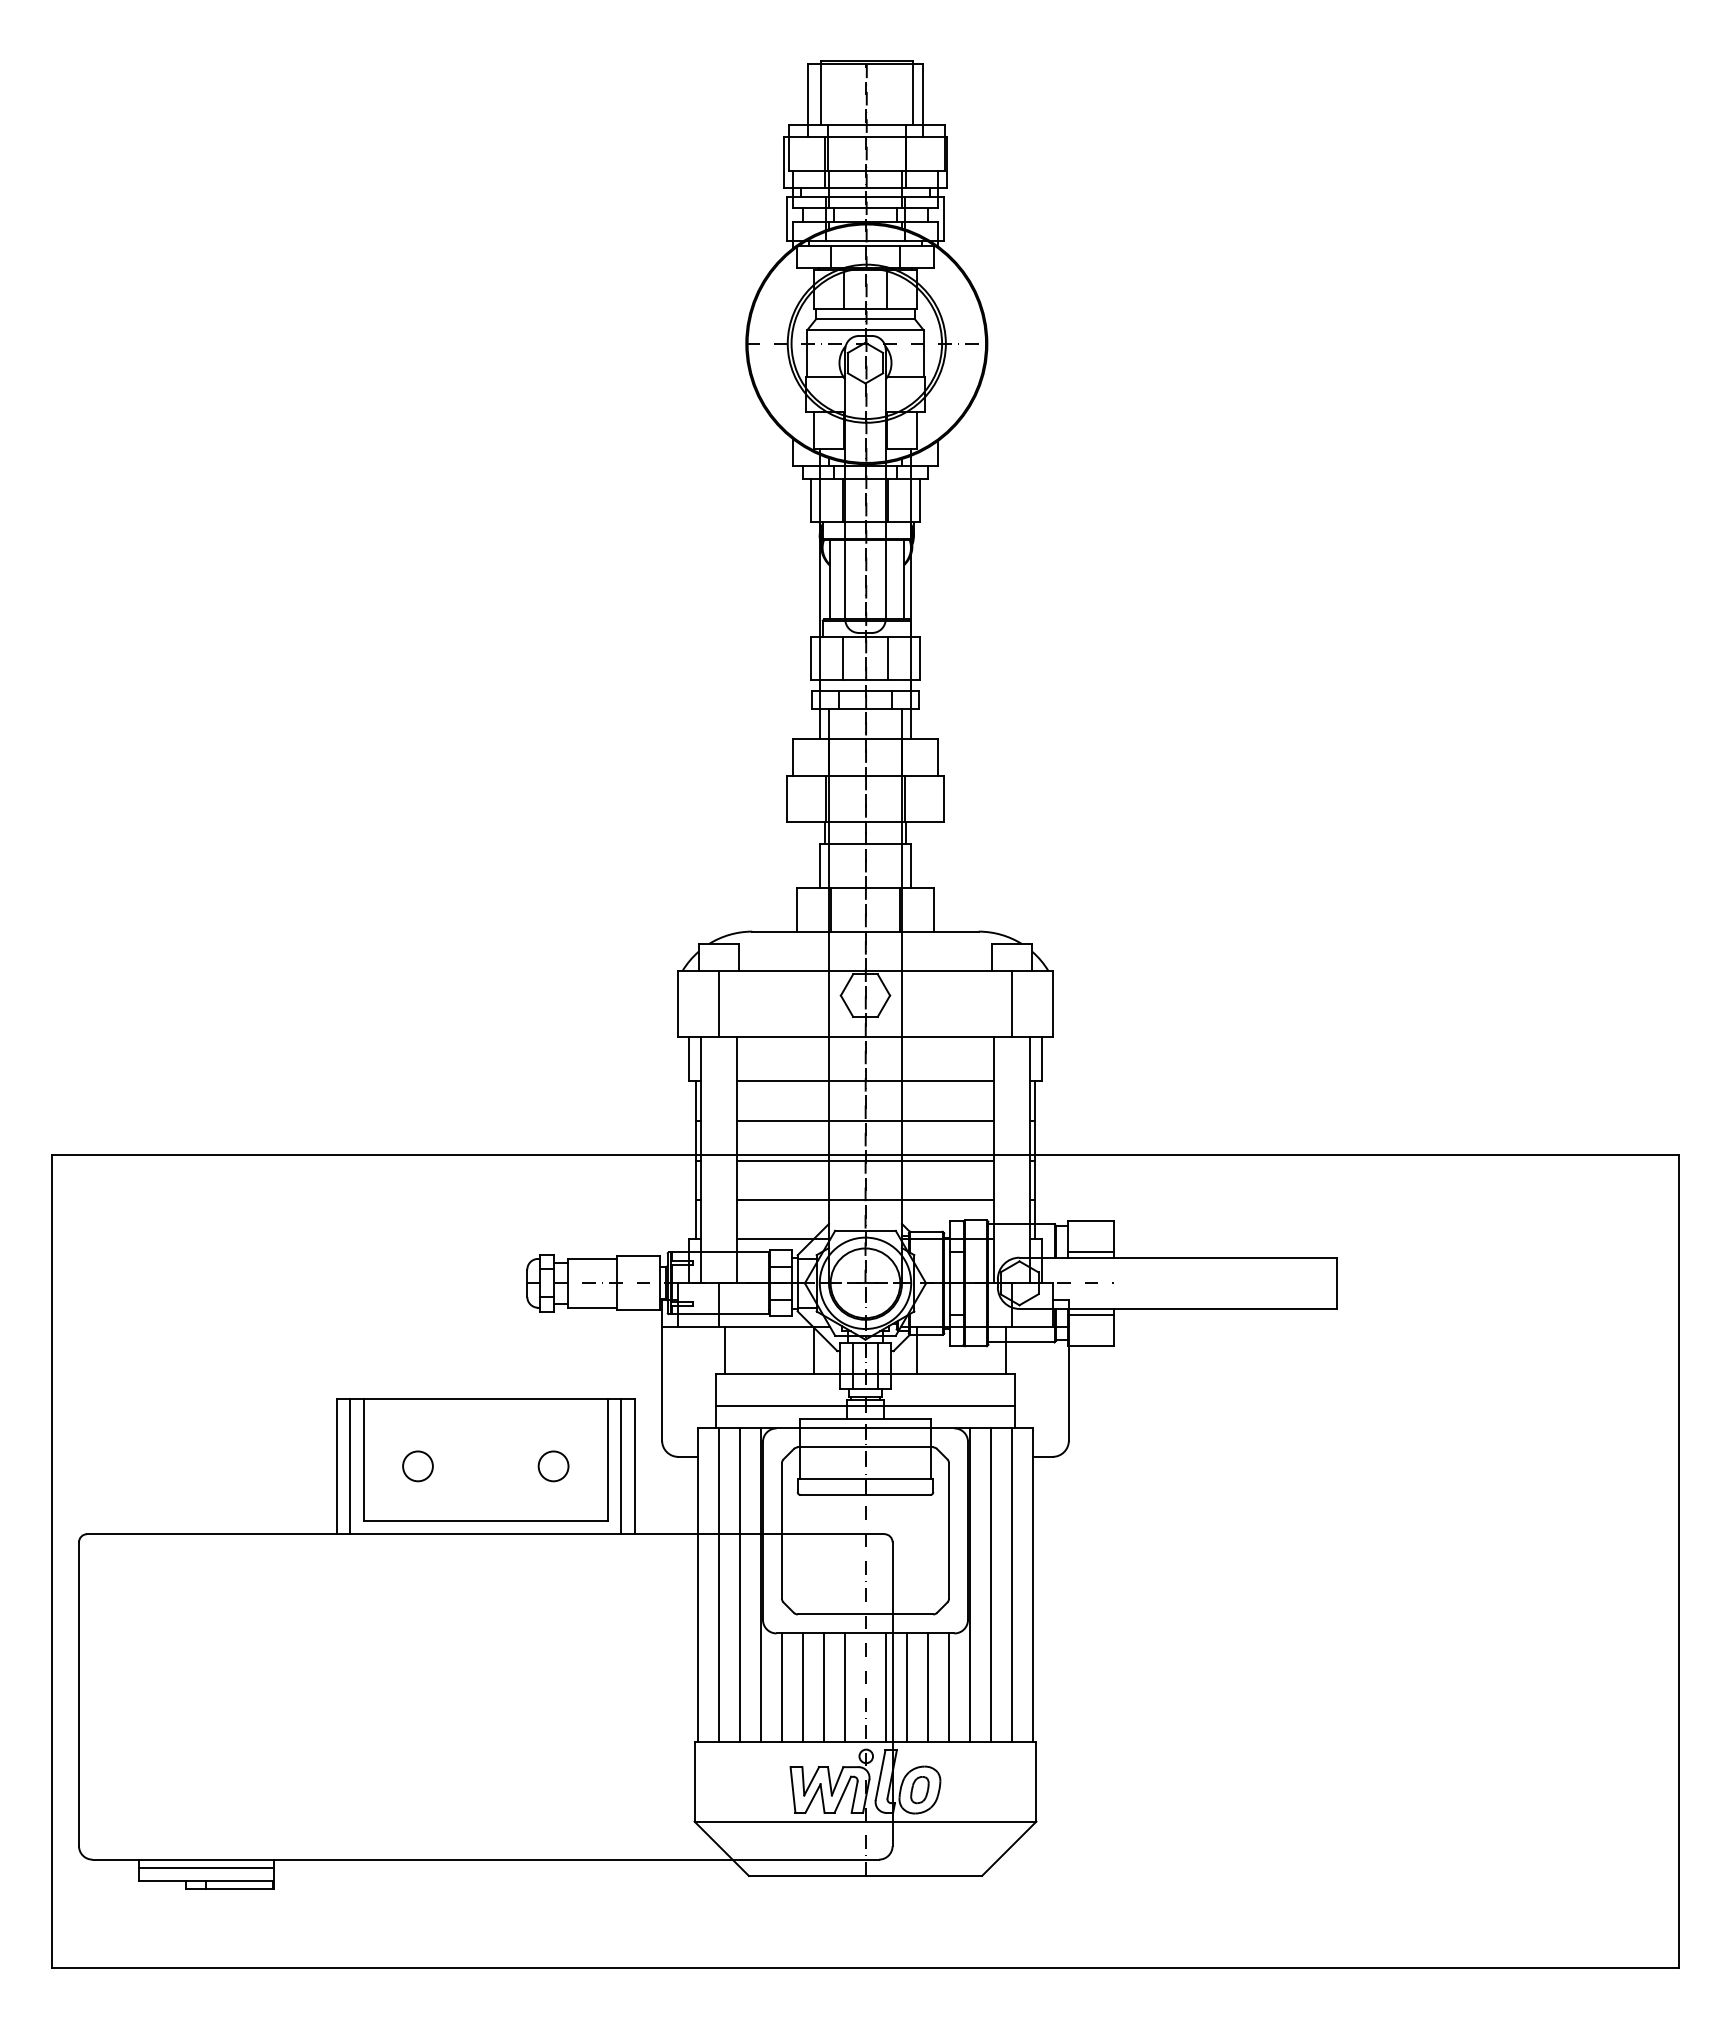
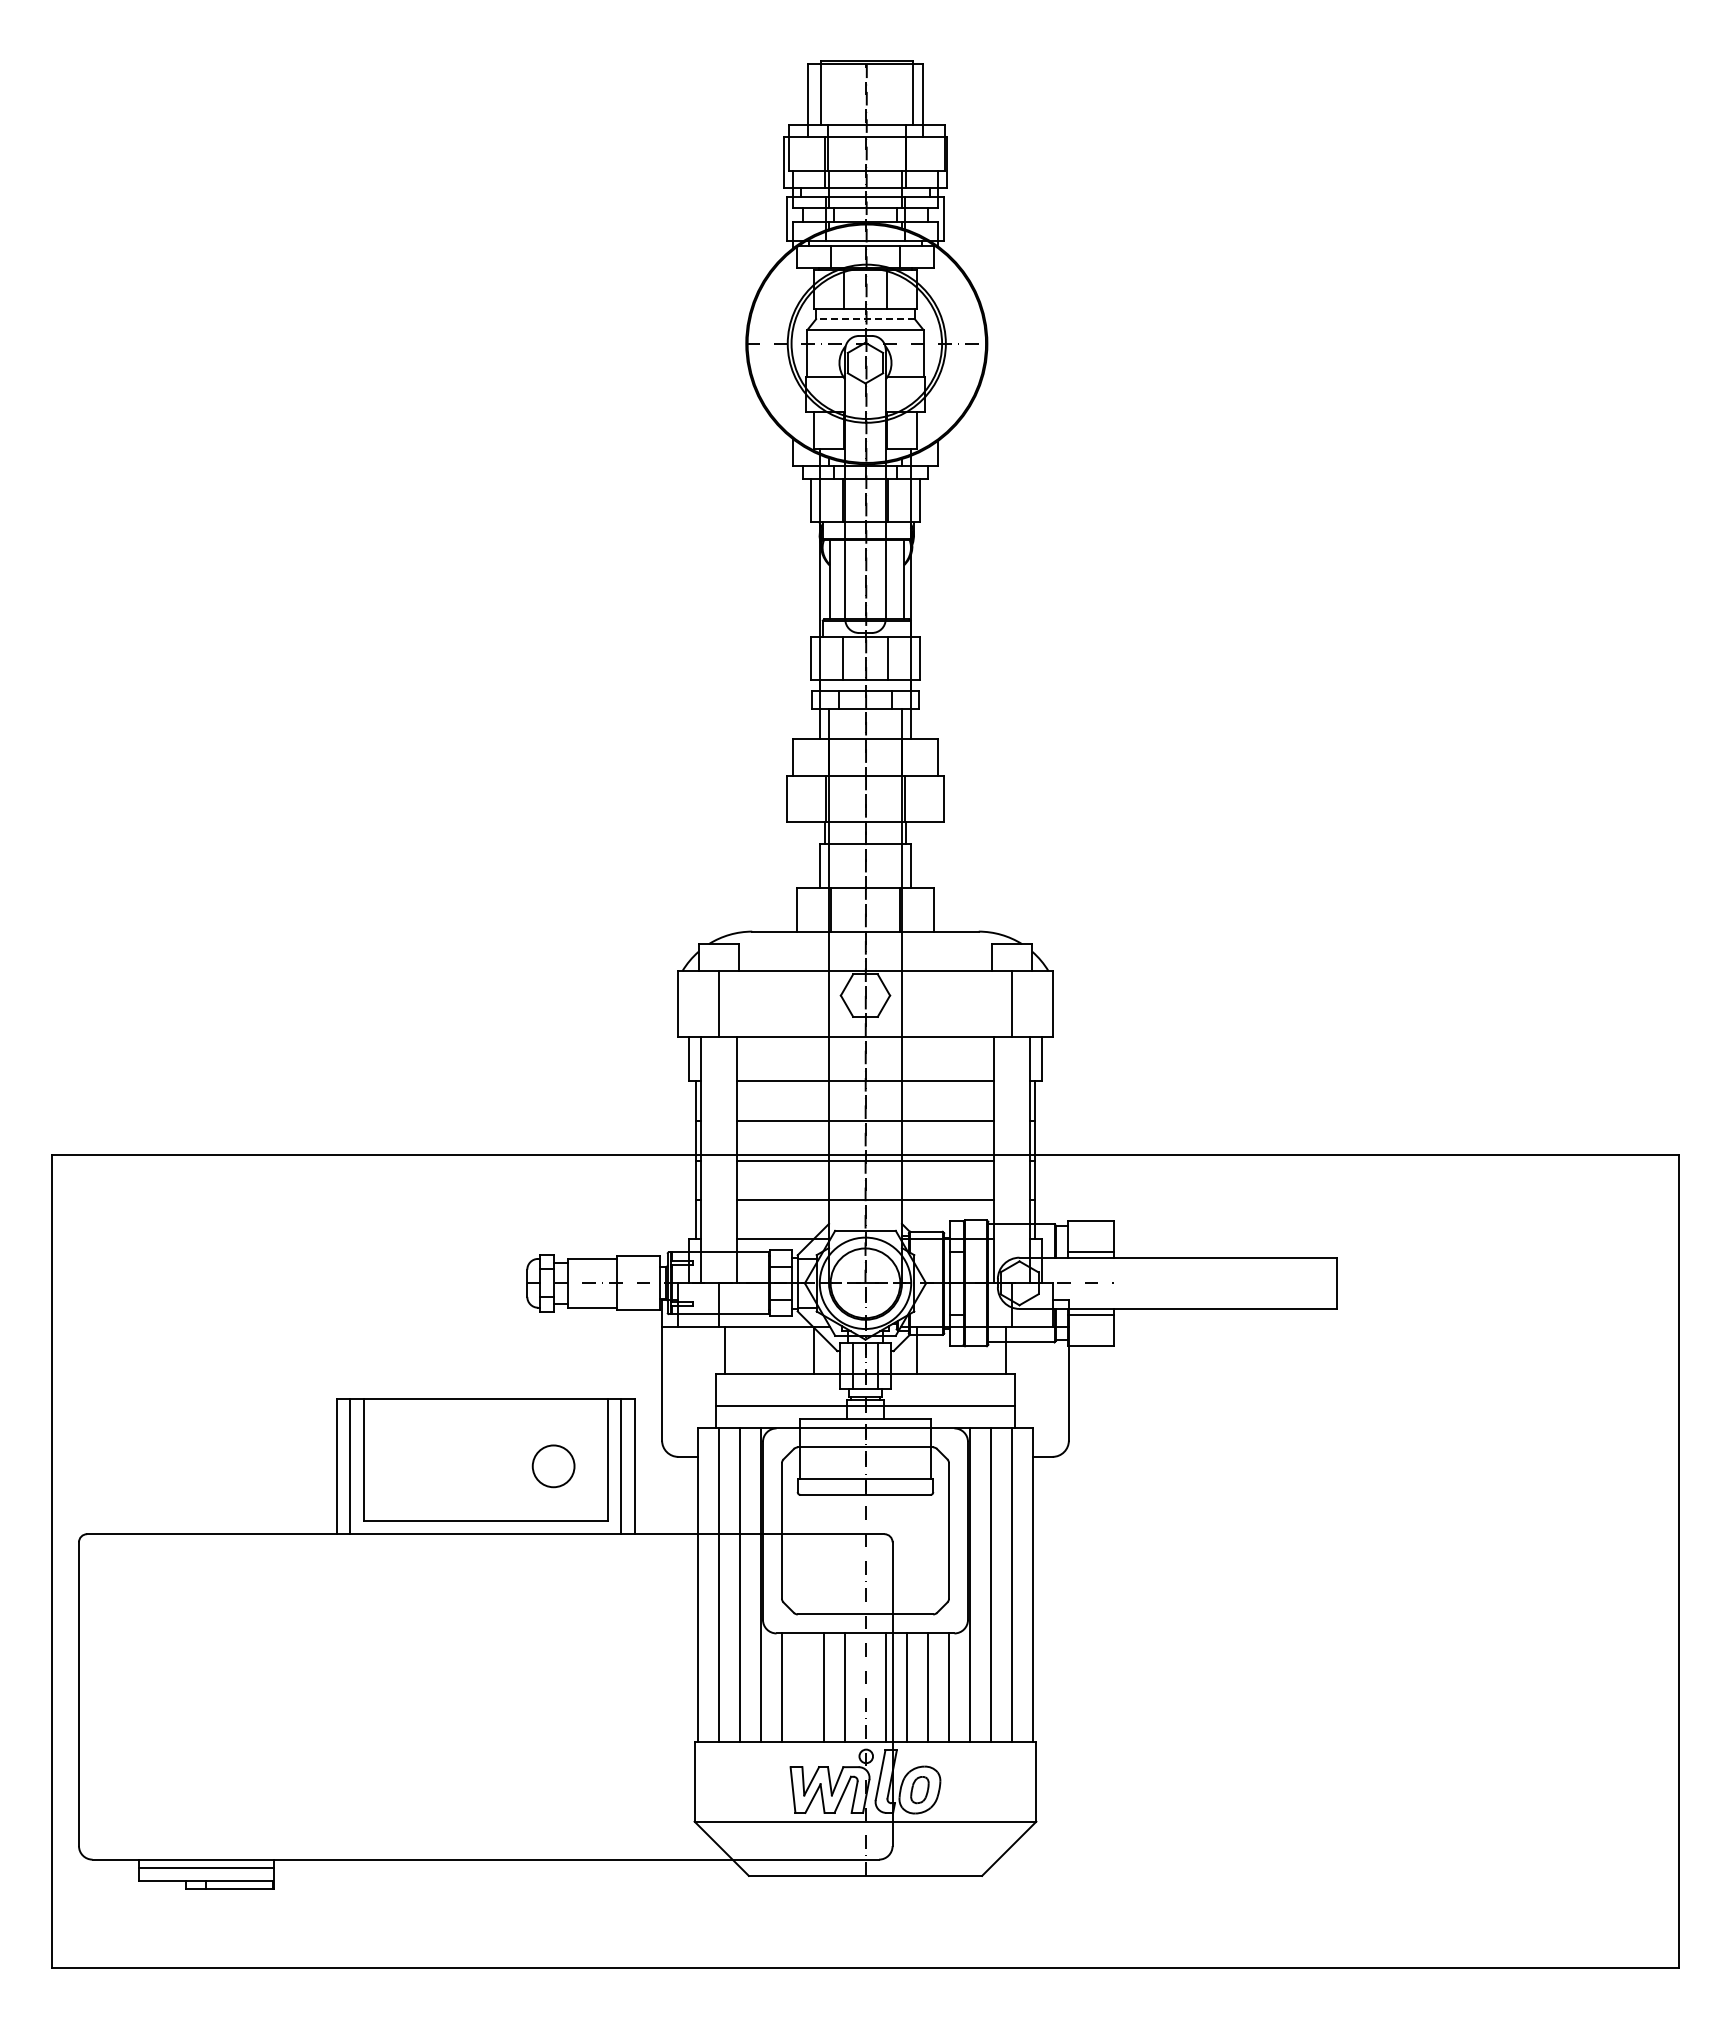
line: solid -> dashed (865, 319)
circle: present -> none (417, 1466)
circle size: 33x33 px -> 45x45 px (553, 1466)
line: present -> none (802, 1687)
